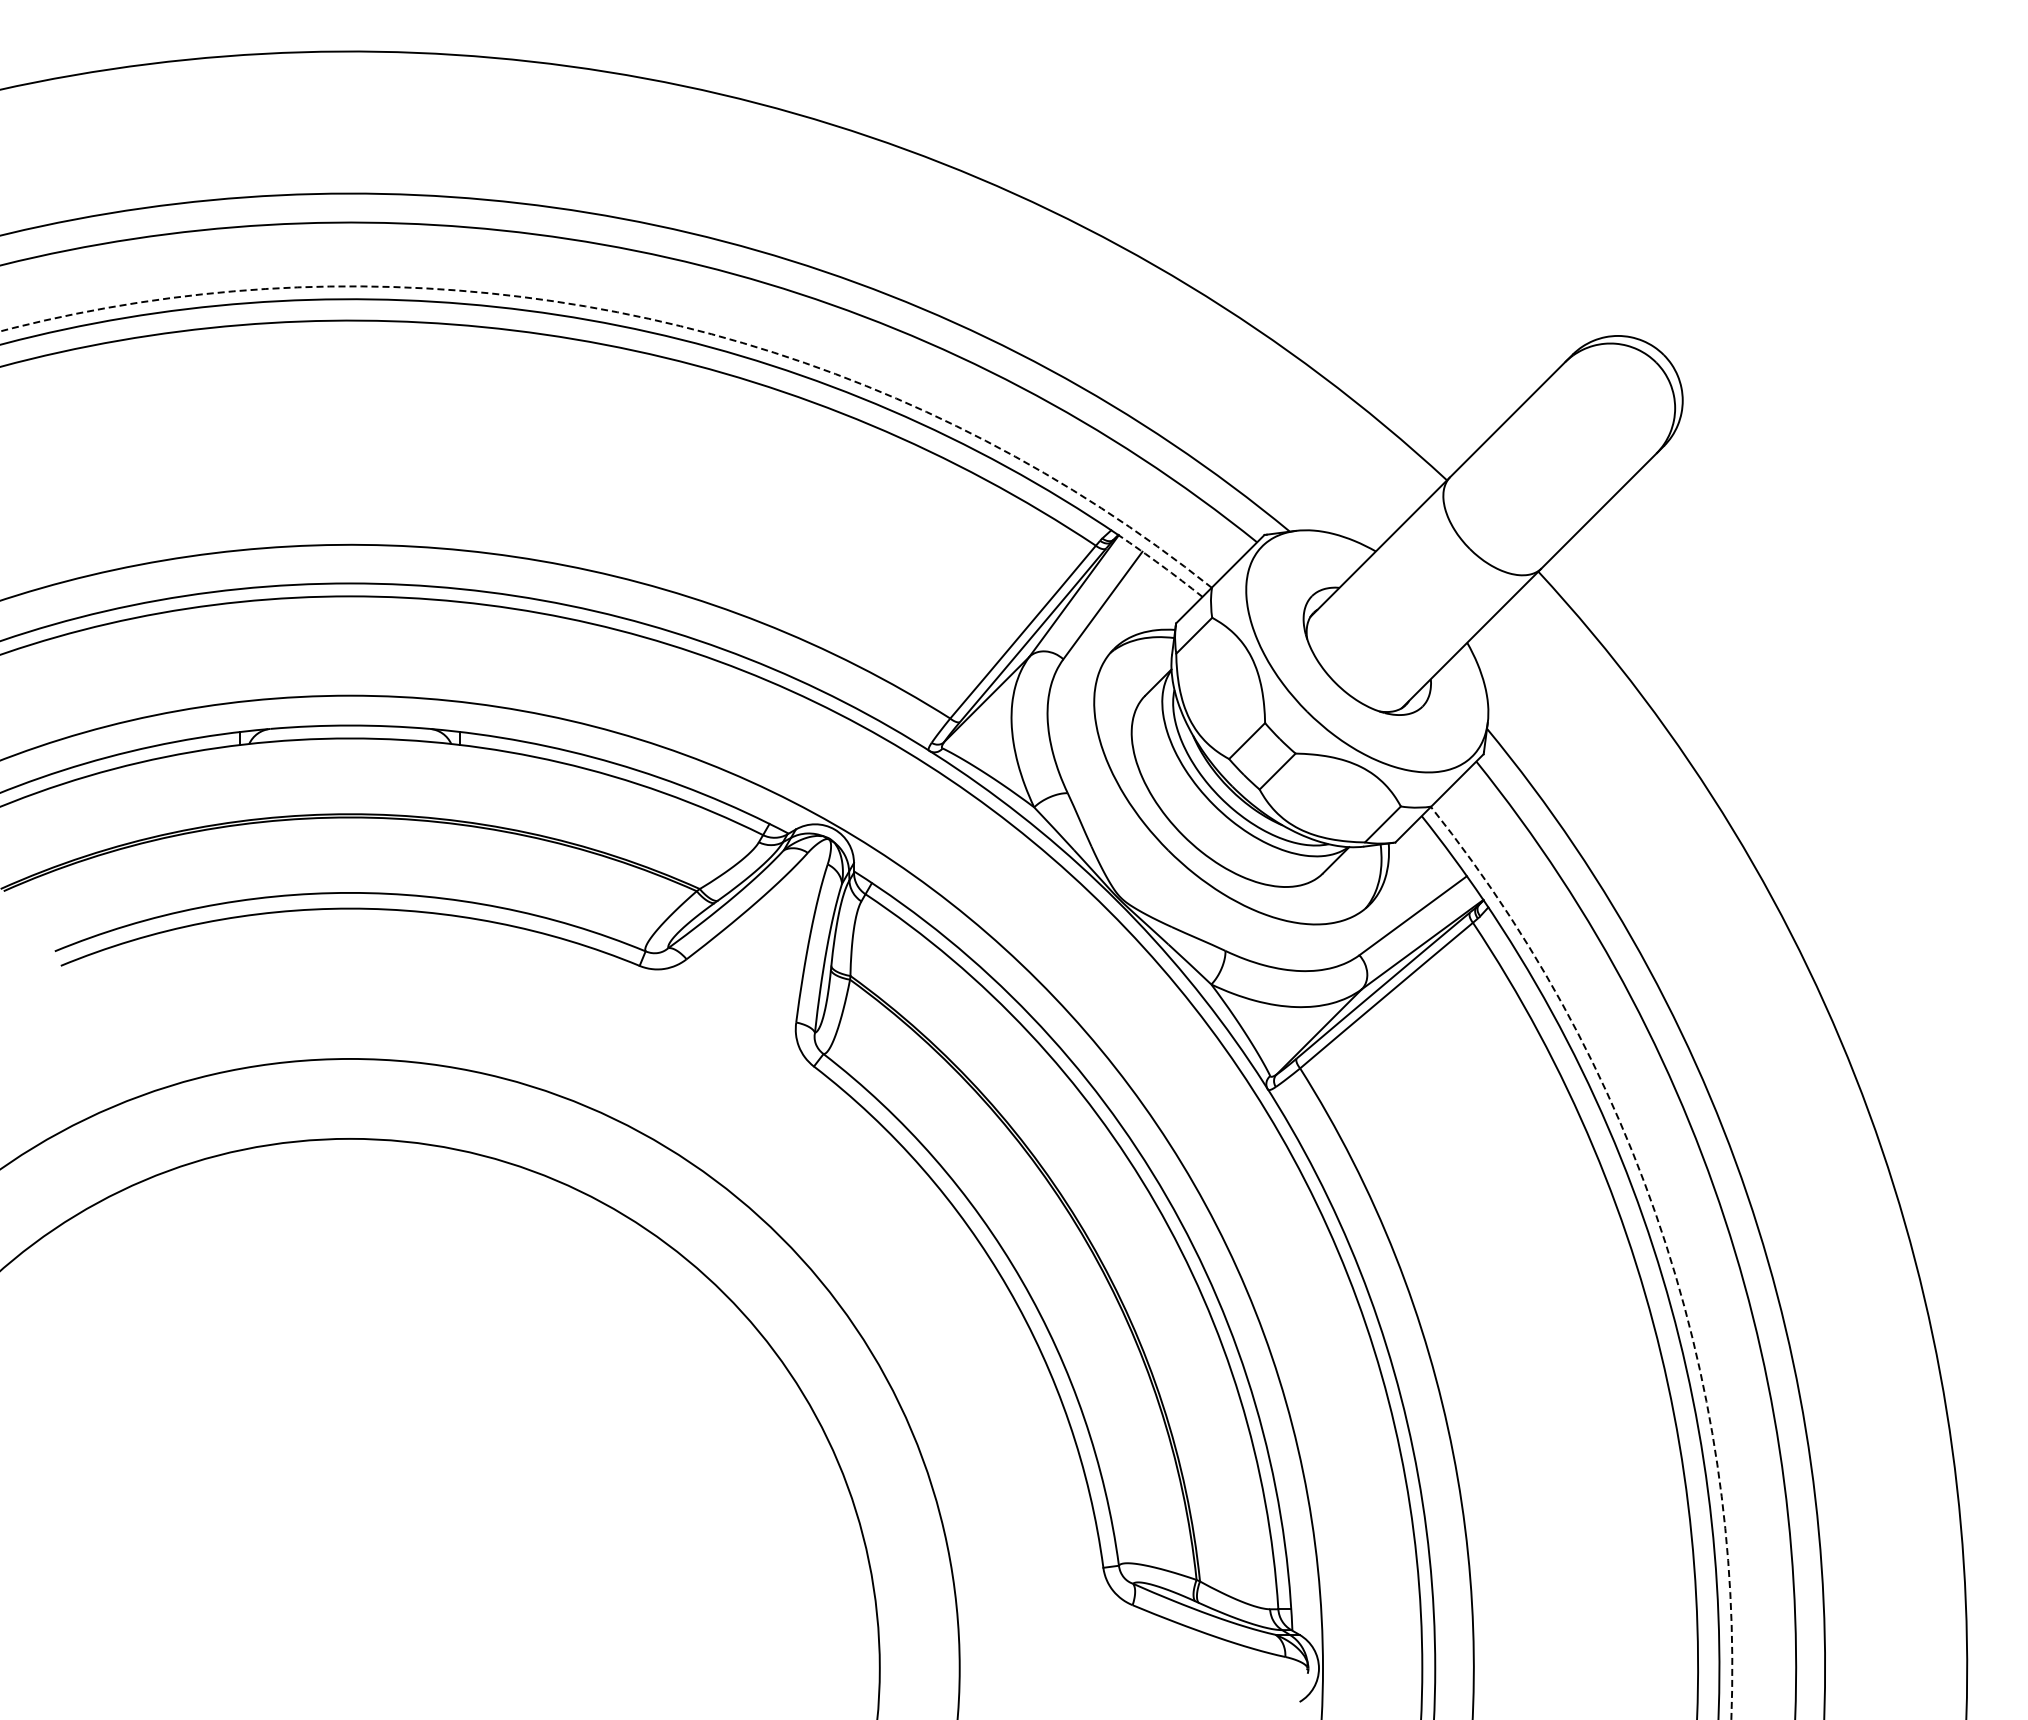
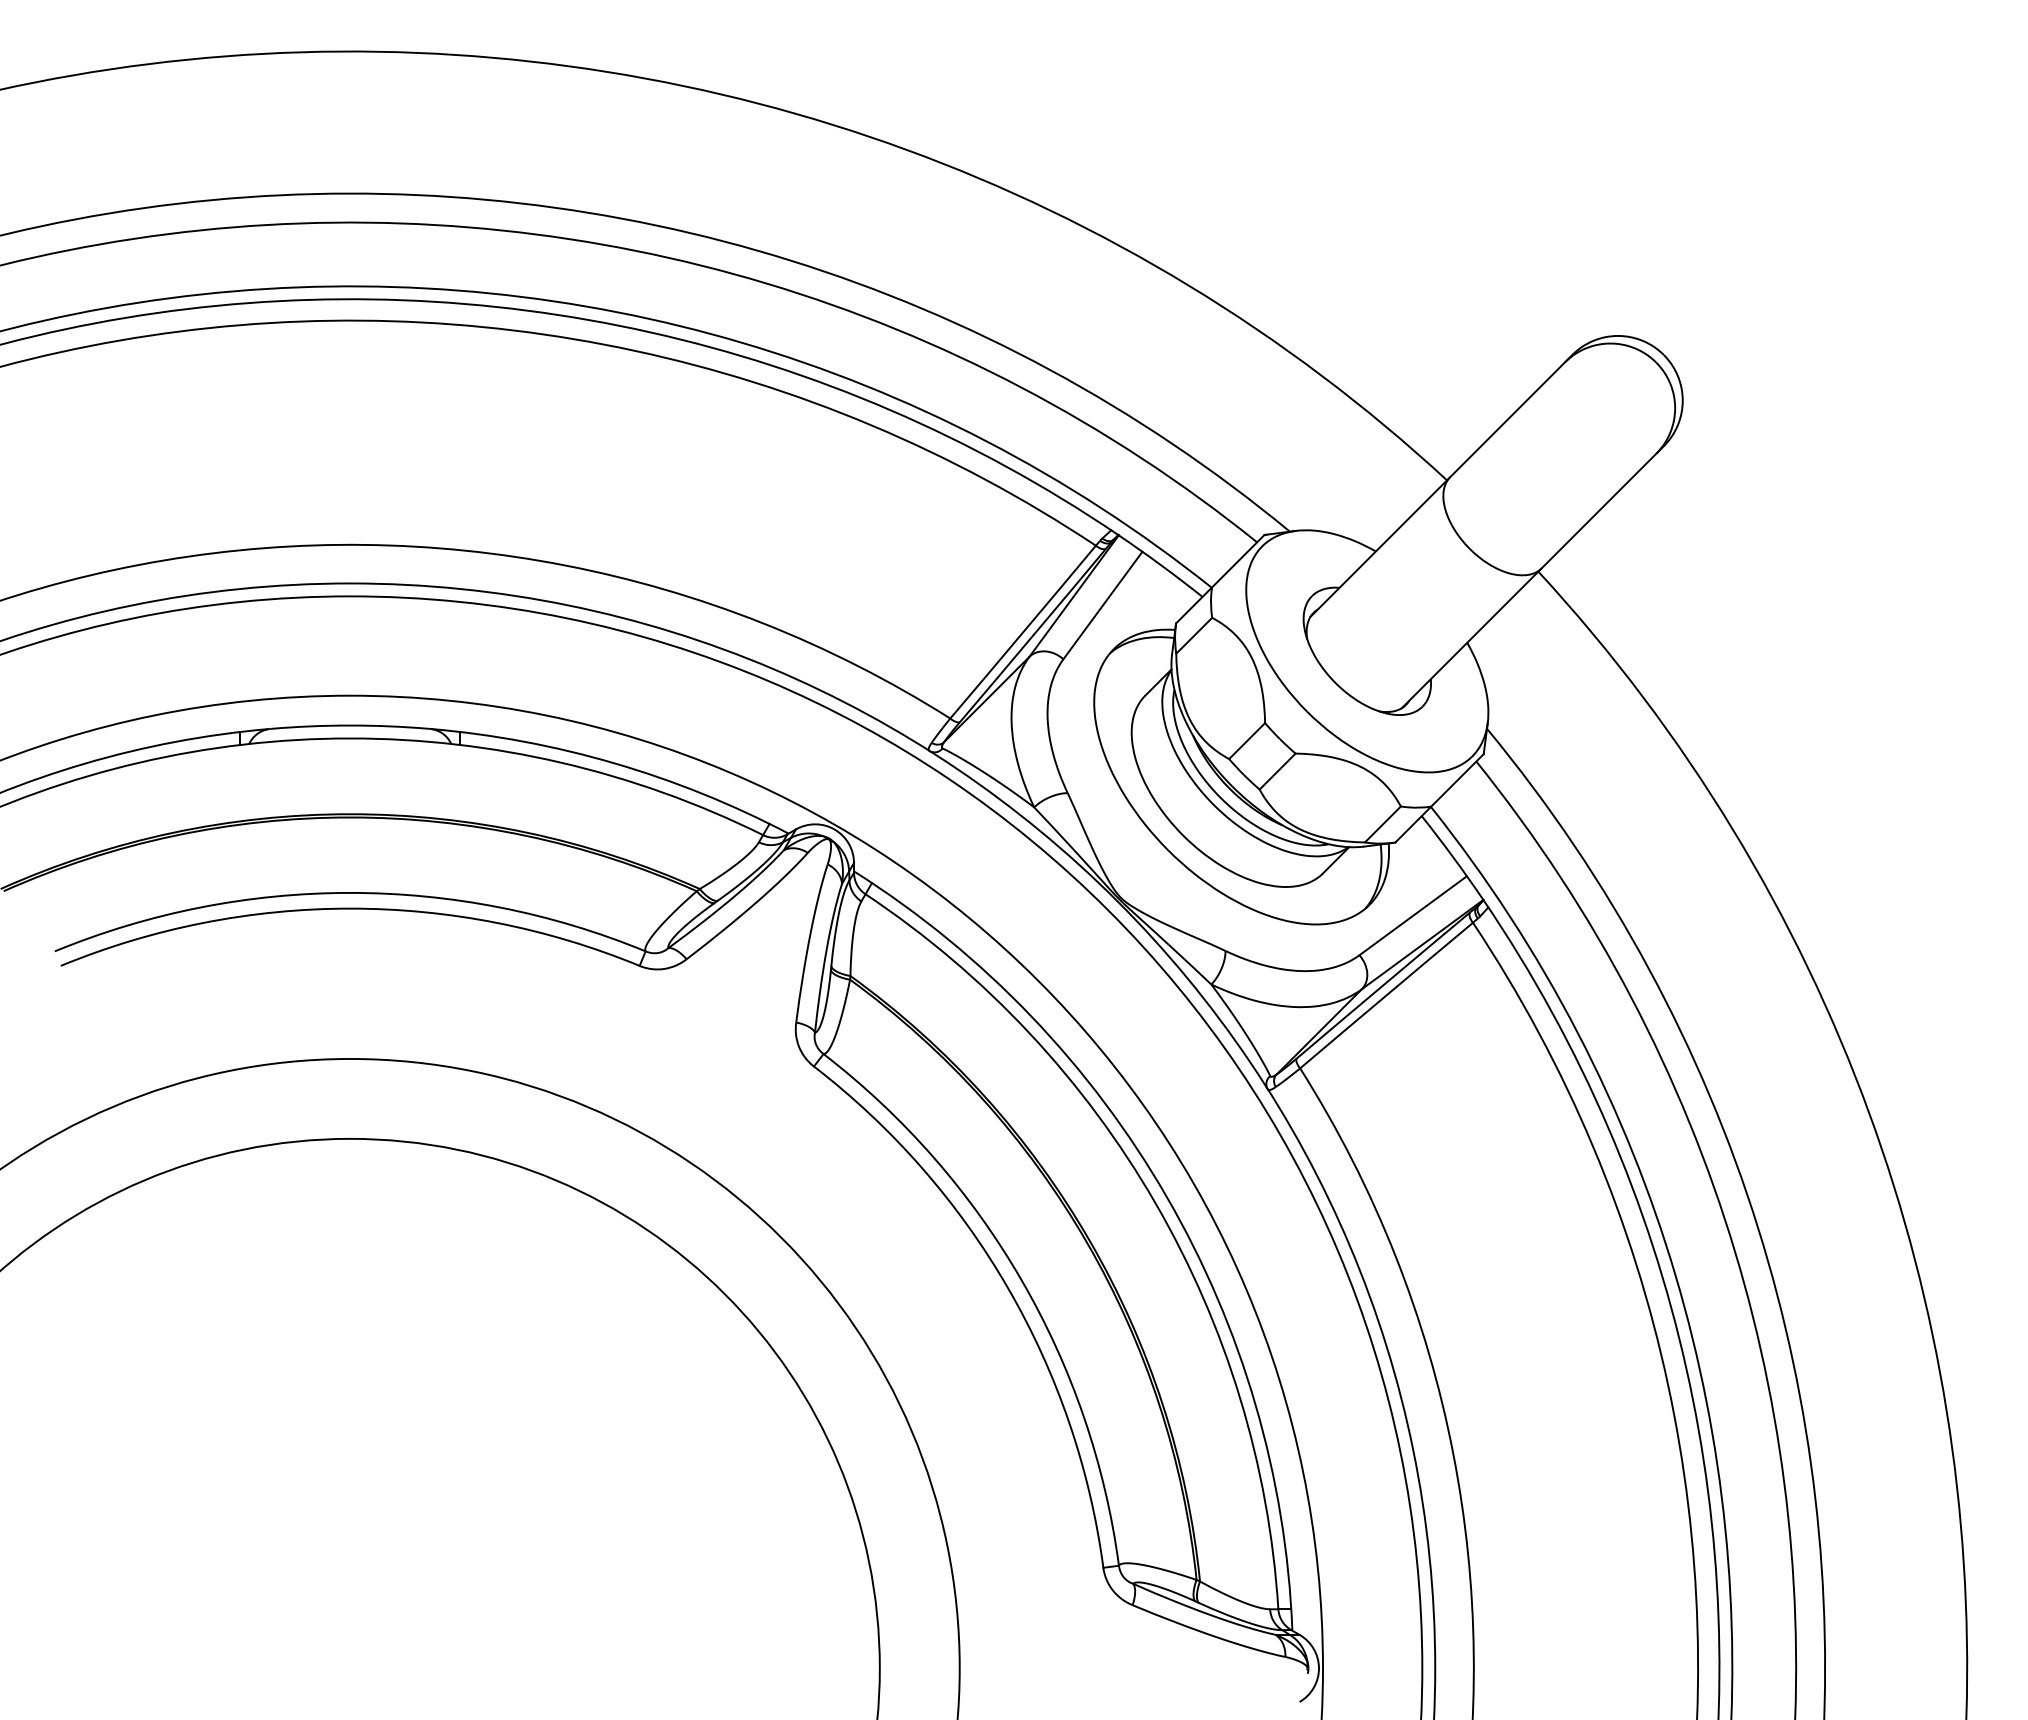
arc: dashed -> solid (148, 301)
arc: dashed -> solid (1161, 565)
